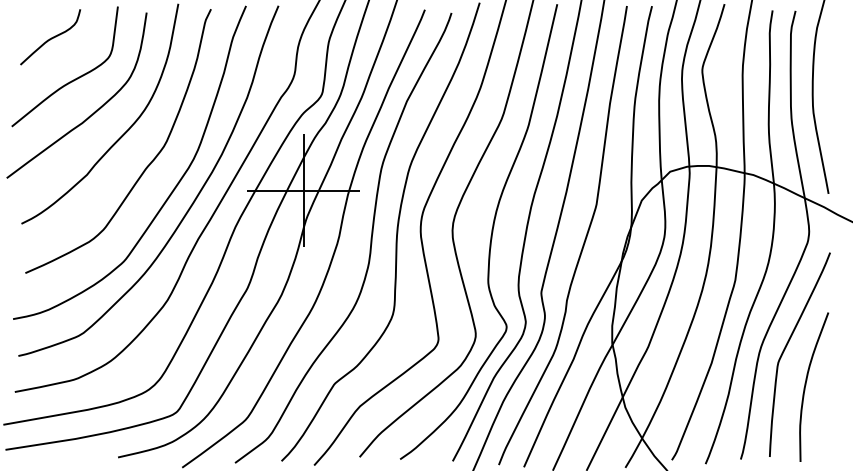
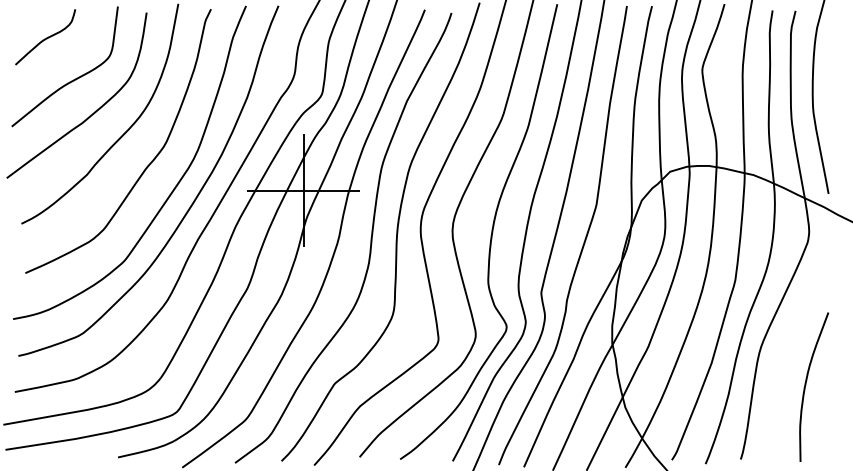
curve position: (51, 37) -> (46, 37) (46, 37)
curve: present -> none (786, 347)
